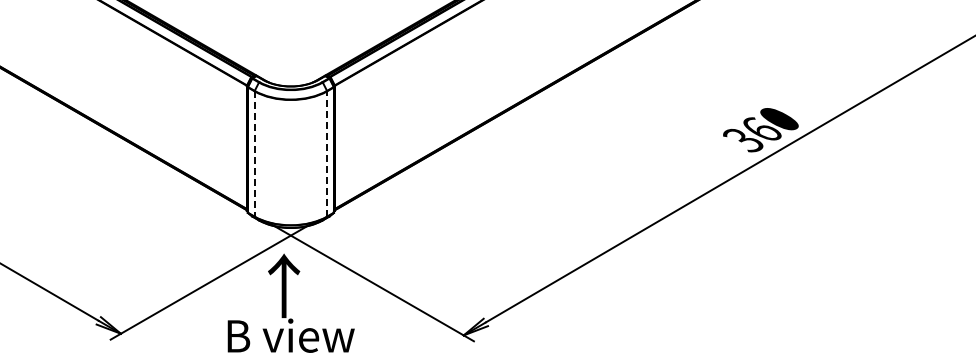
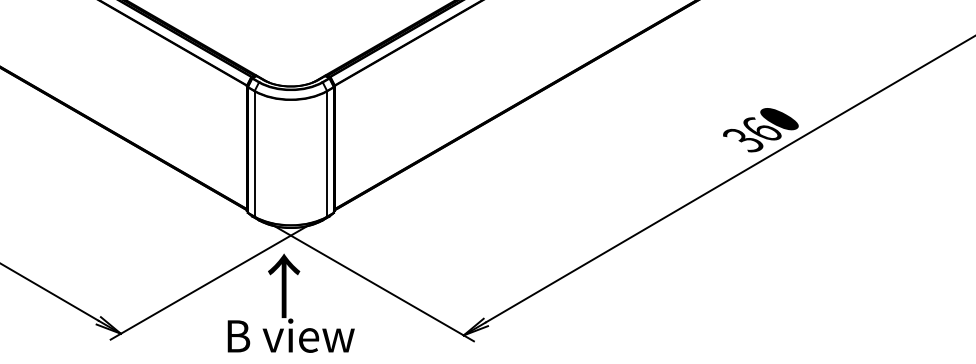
line: dashed -> solid (254, 153)
line: dashed -> solid (327, 153)
